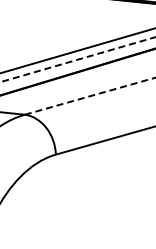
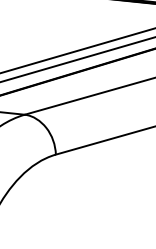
line: dashed -> solid (77, 59)
line: dashed -> solid (90, 96)
